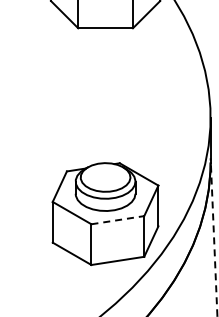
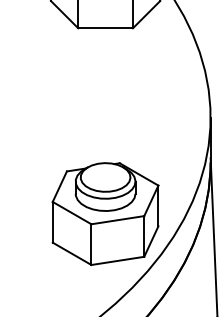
line: dashed -> solid (117, 220)
line: dashed -> solid (214, 236)
